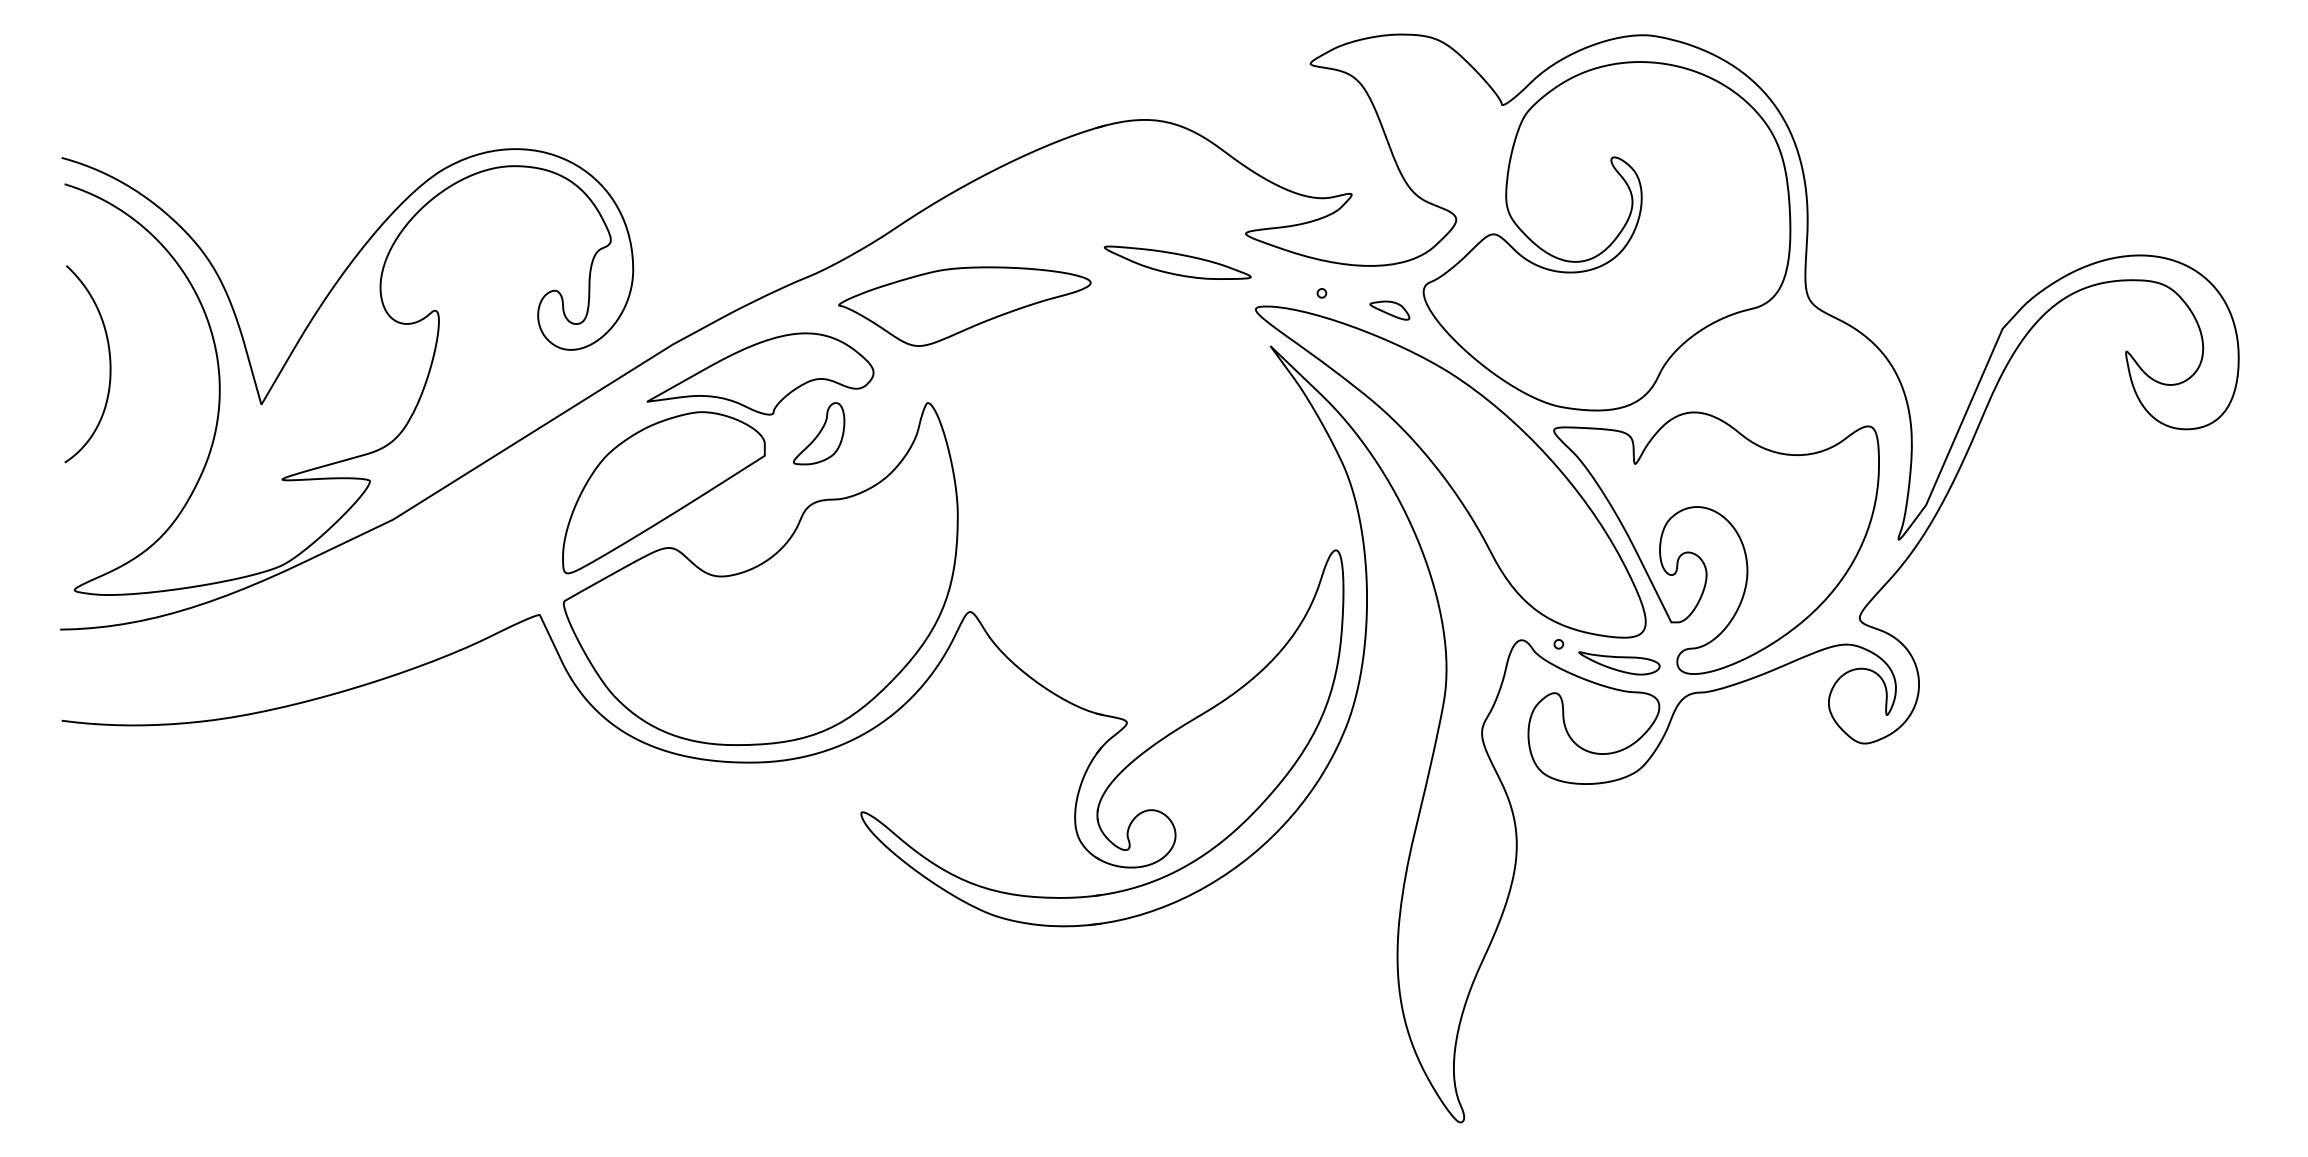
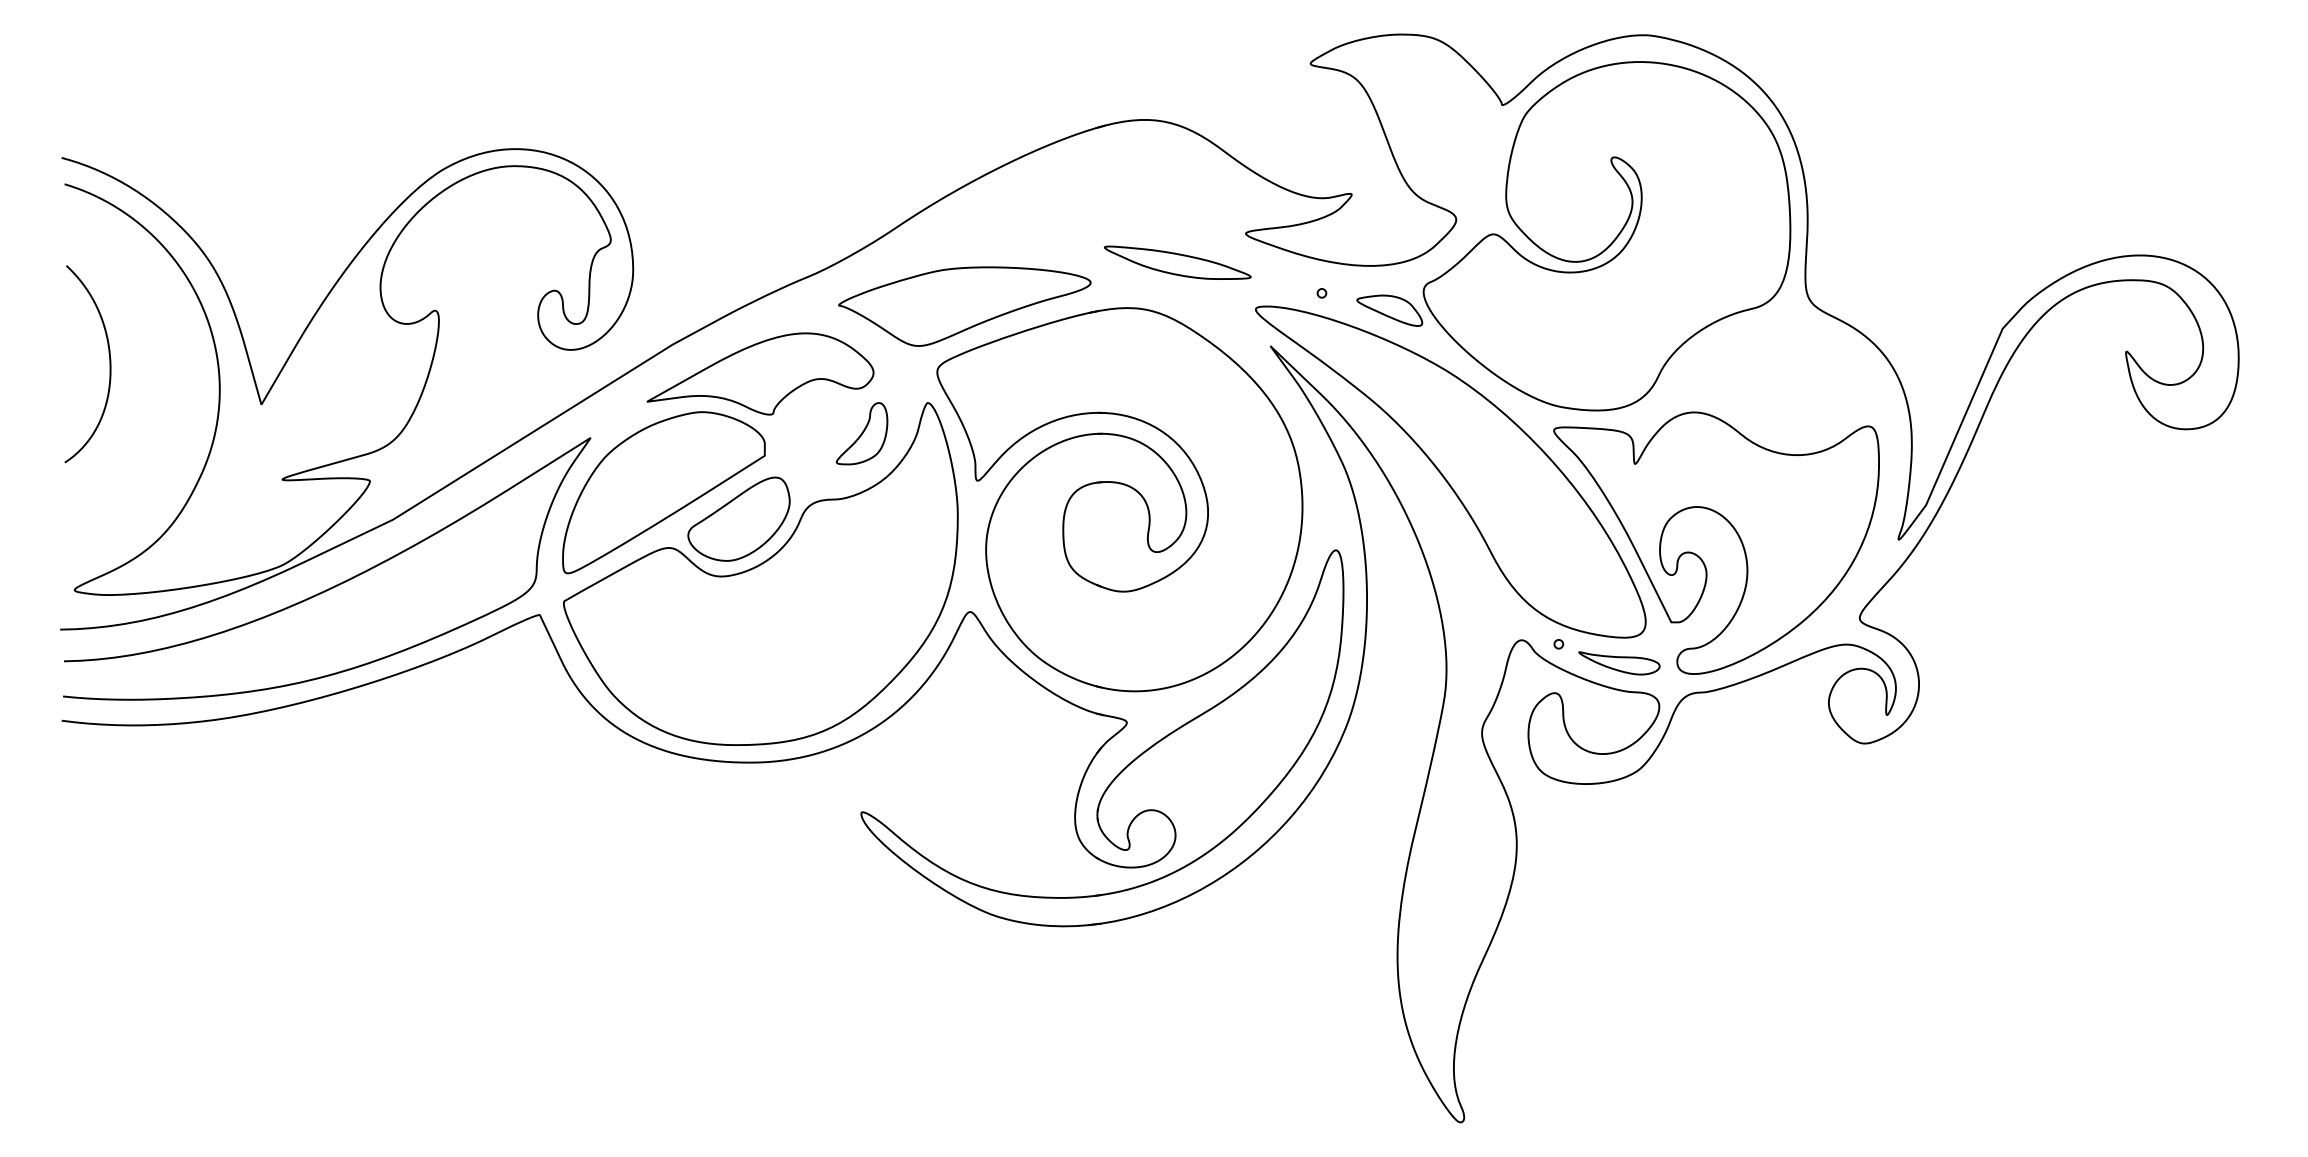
part size: 42x21 px -> 68x33 px (1389, 310)
part position: (819, 433) -> (862, 433) (862, 433)
part: none -> present (1123, 485)
part: none -> present (738, 518)
curve: none -> present (336, 584)
